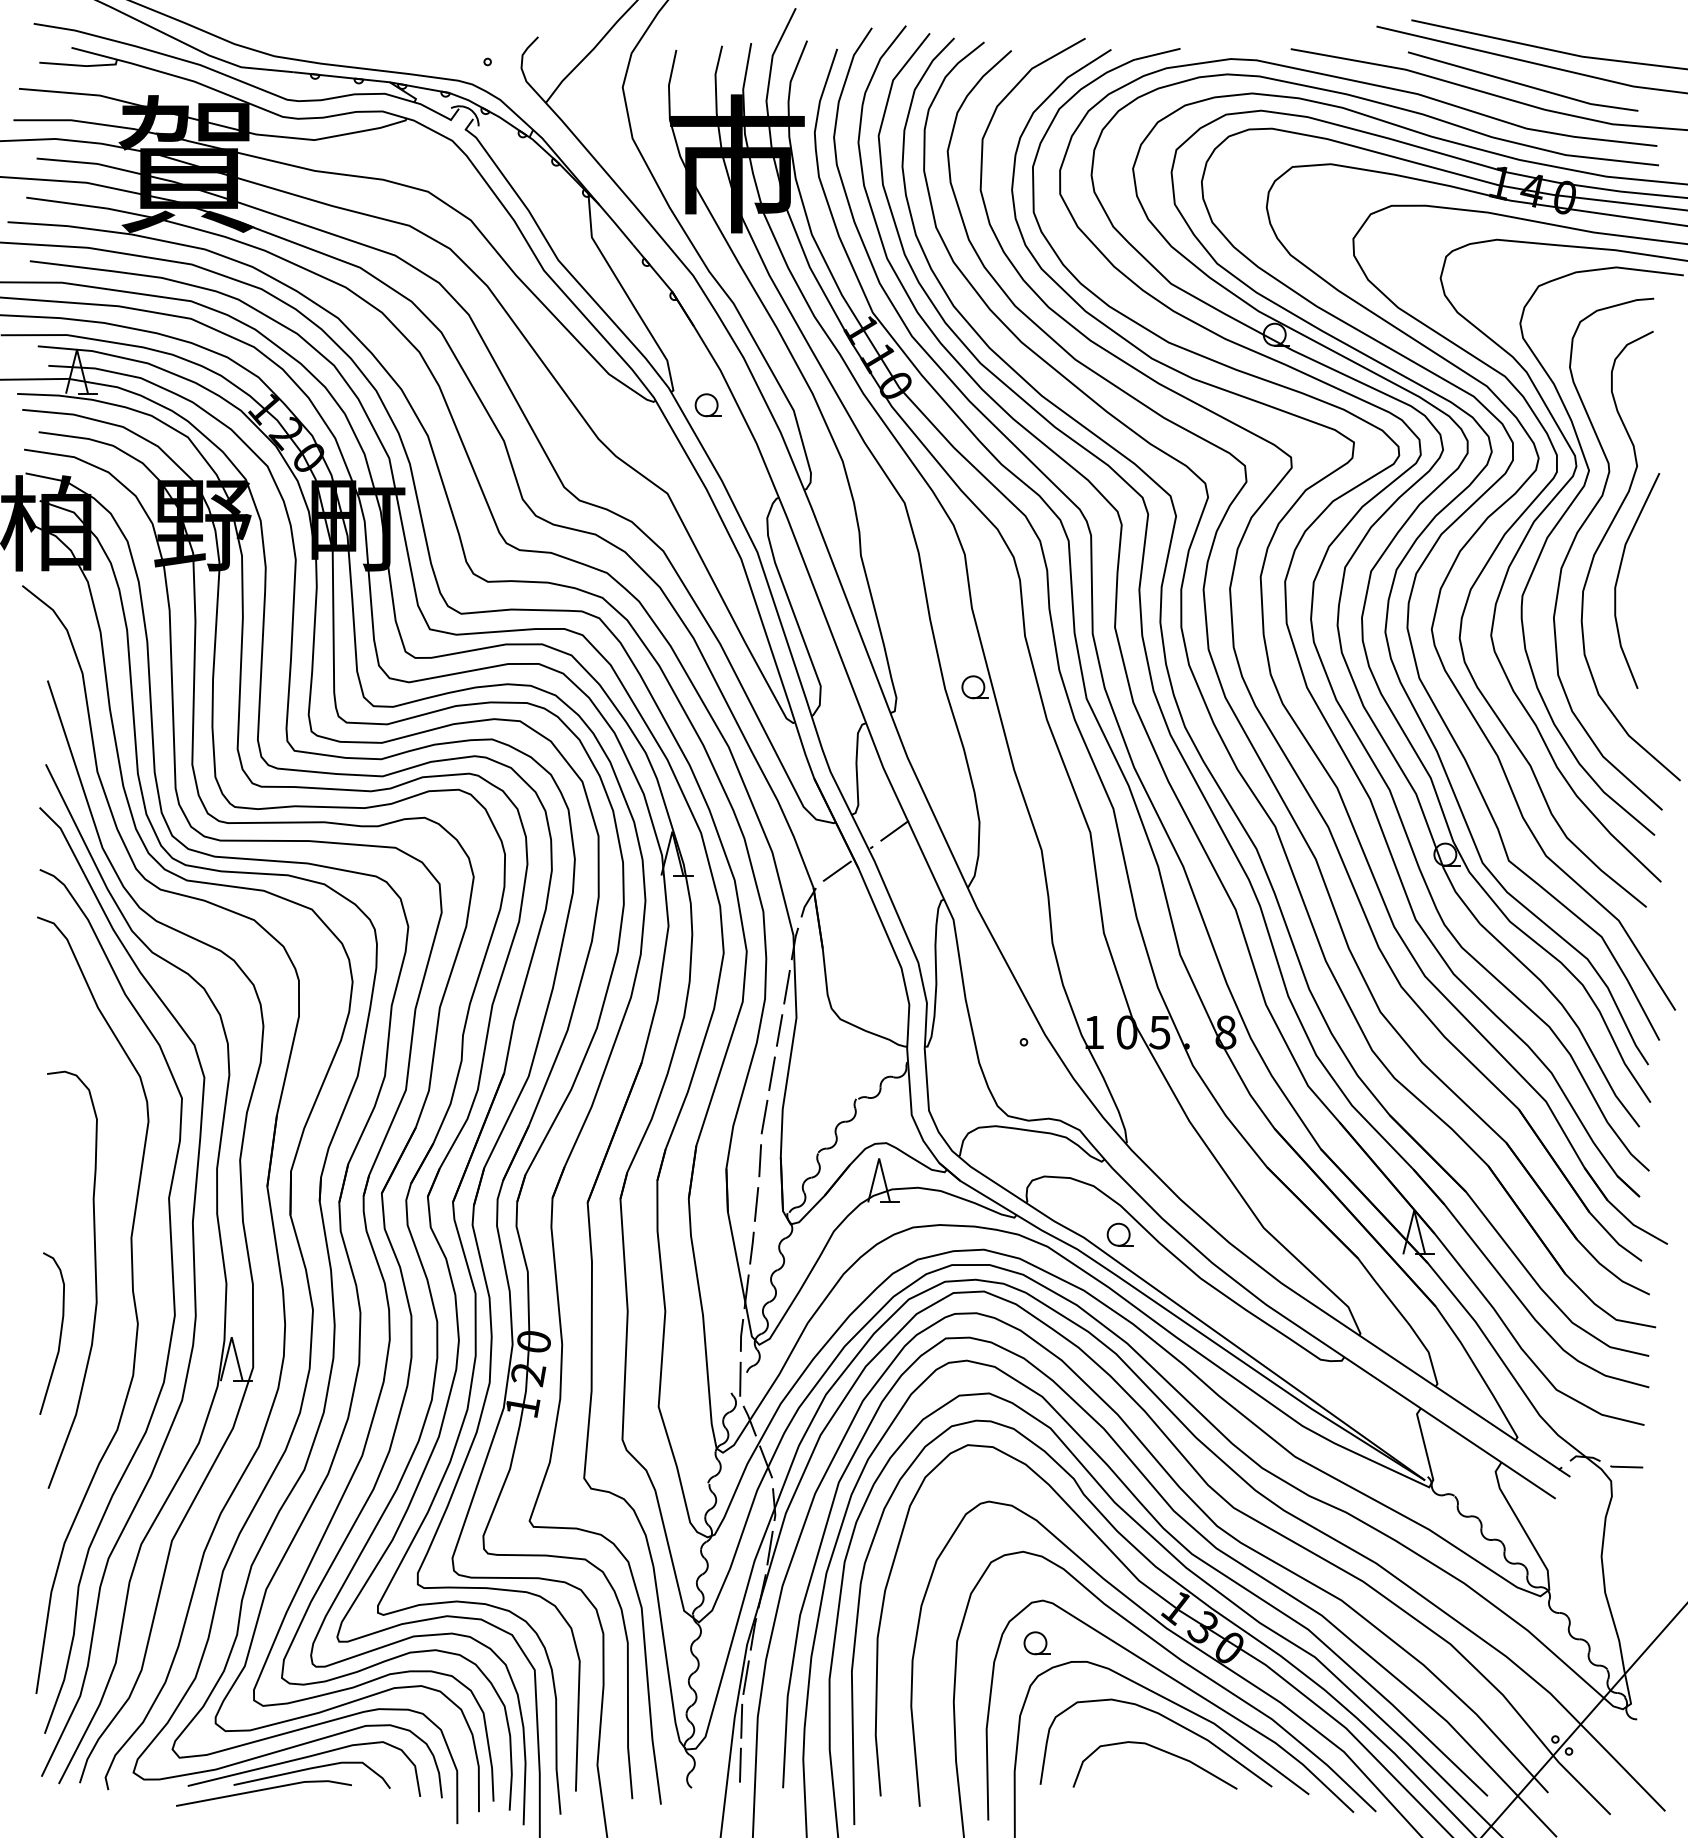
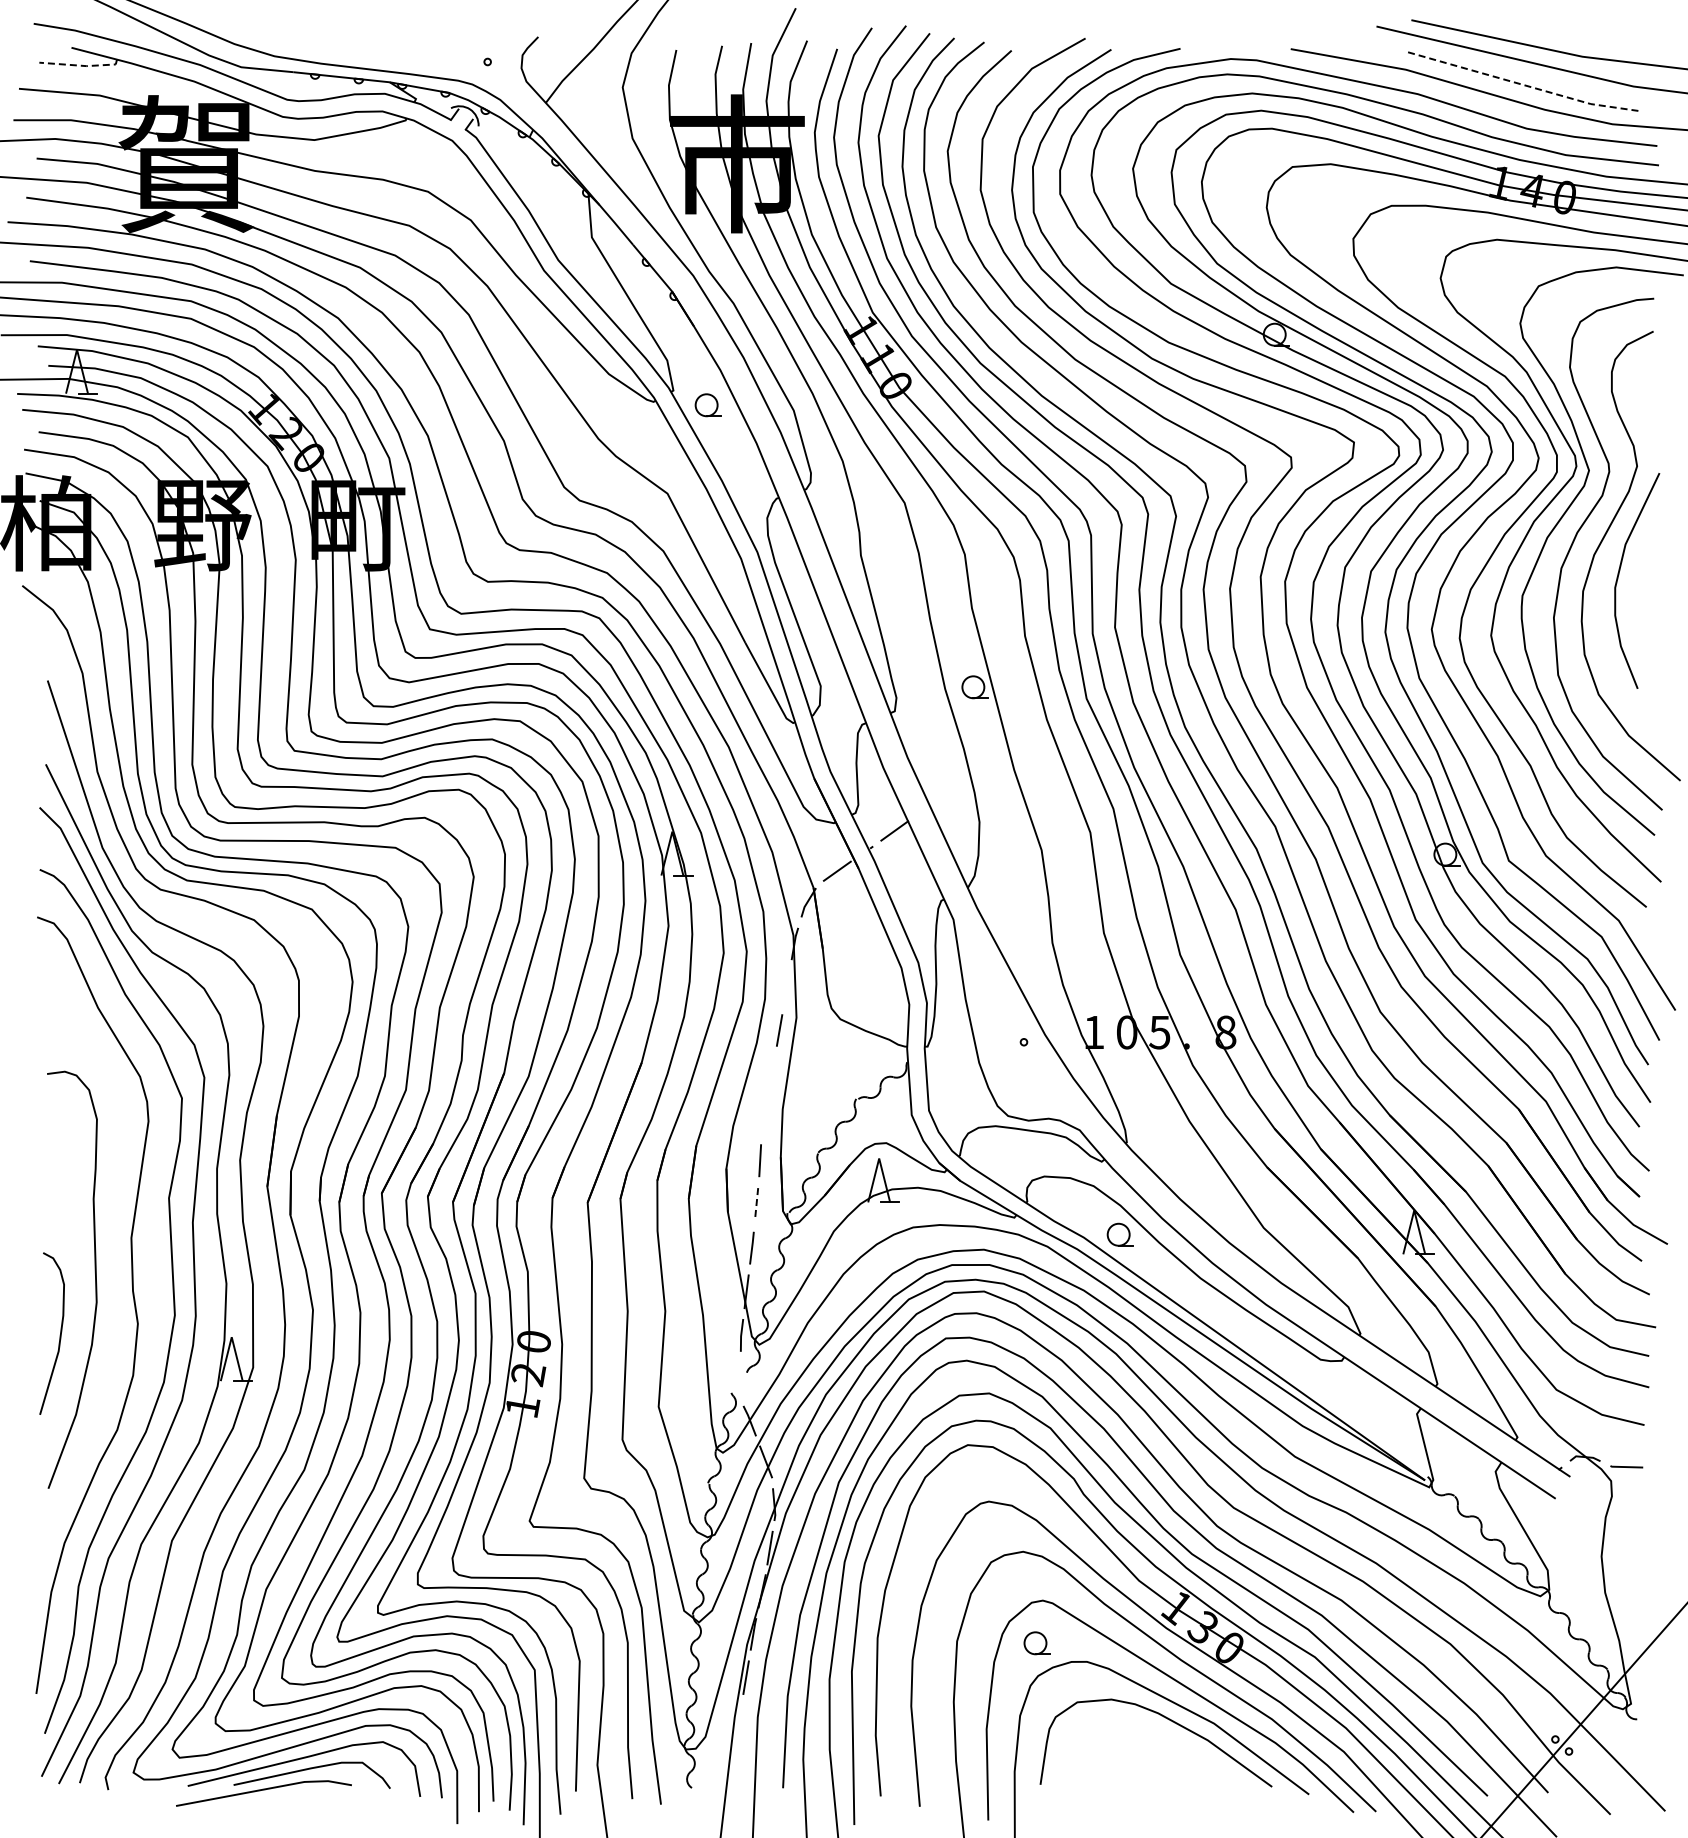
line: solid -> dashed (80, 65)
line: solid -> dashed (1522, 84)
line: present -> none (786, 986)
line: present -> none (771, 1073)
line: present -> none (764, 1116)
line: solid -> dashed (756, 1204)
line: present -> none (740, 1378)
line: present -> none (741, 1720)
curve: present -> none (1159, 1750)
line: present -> none (739, 1764)
